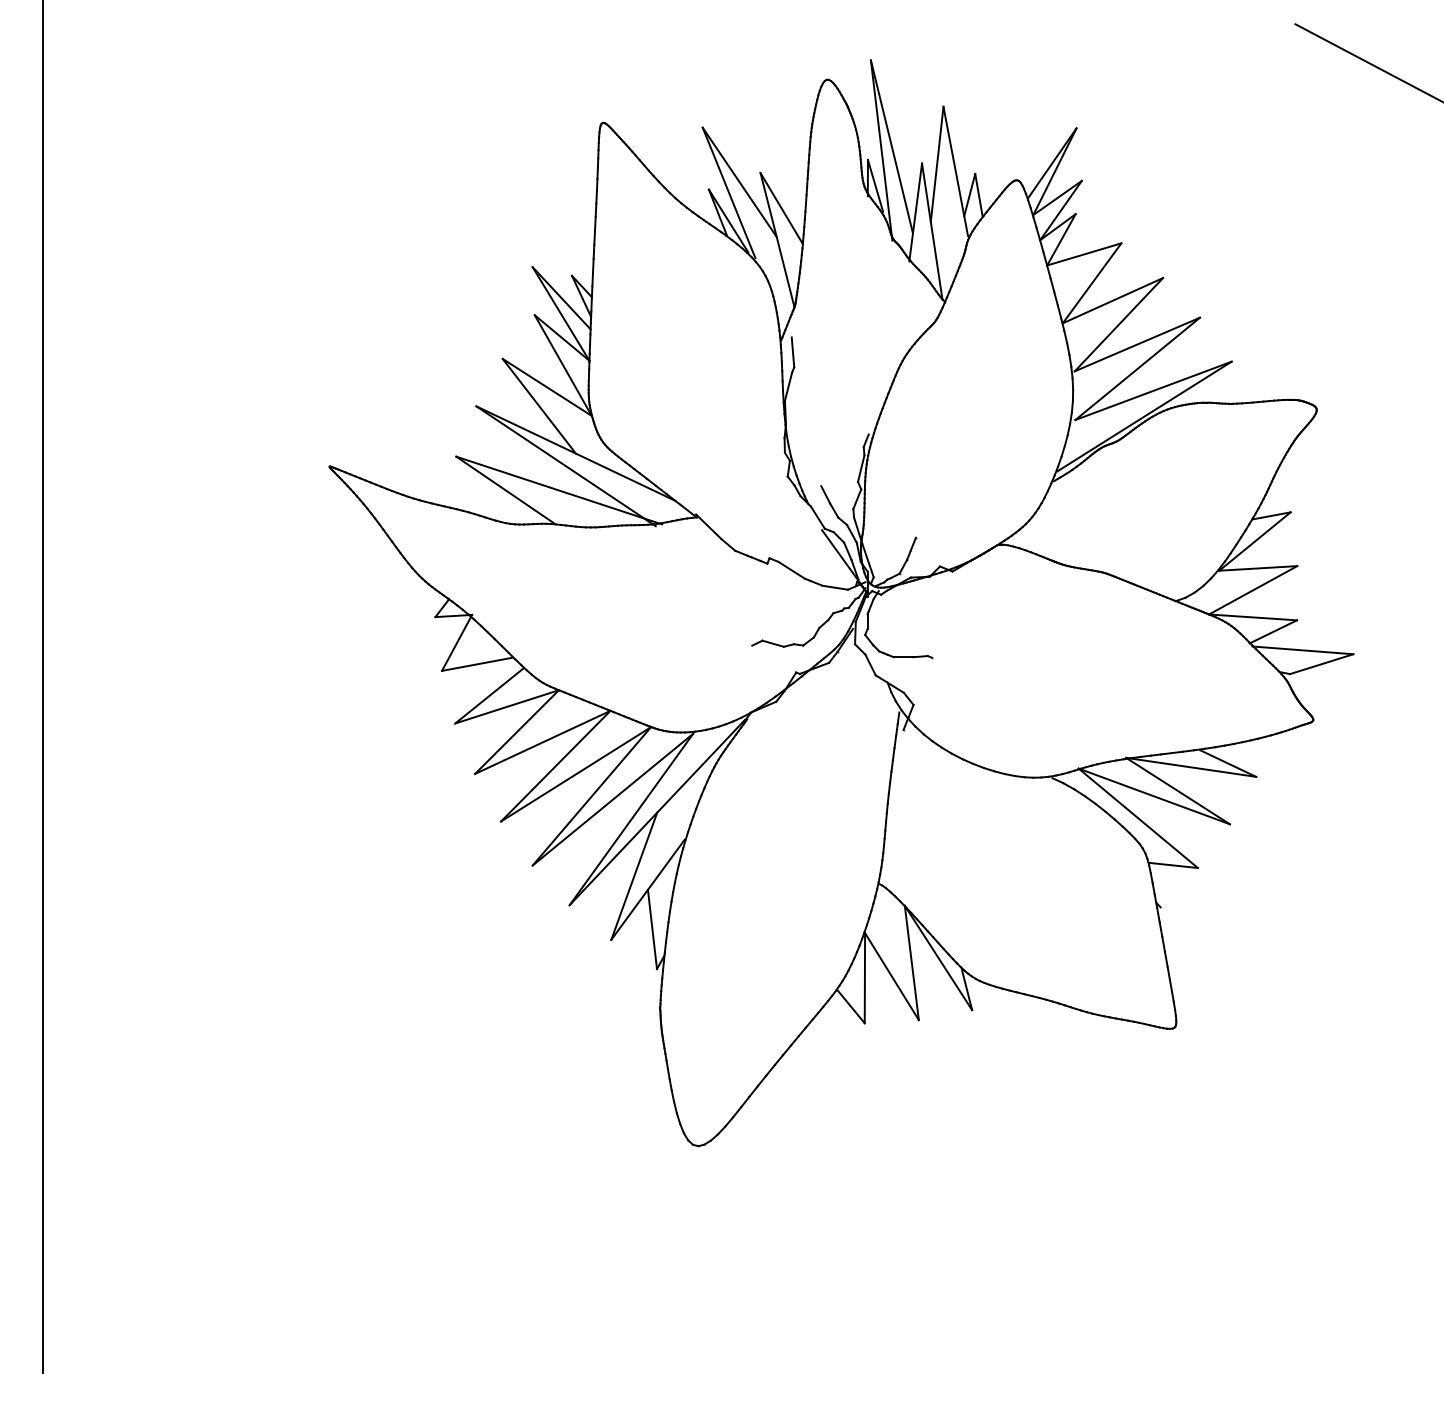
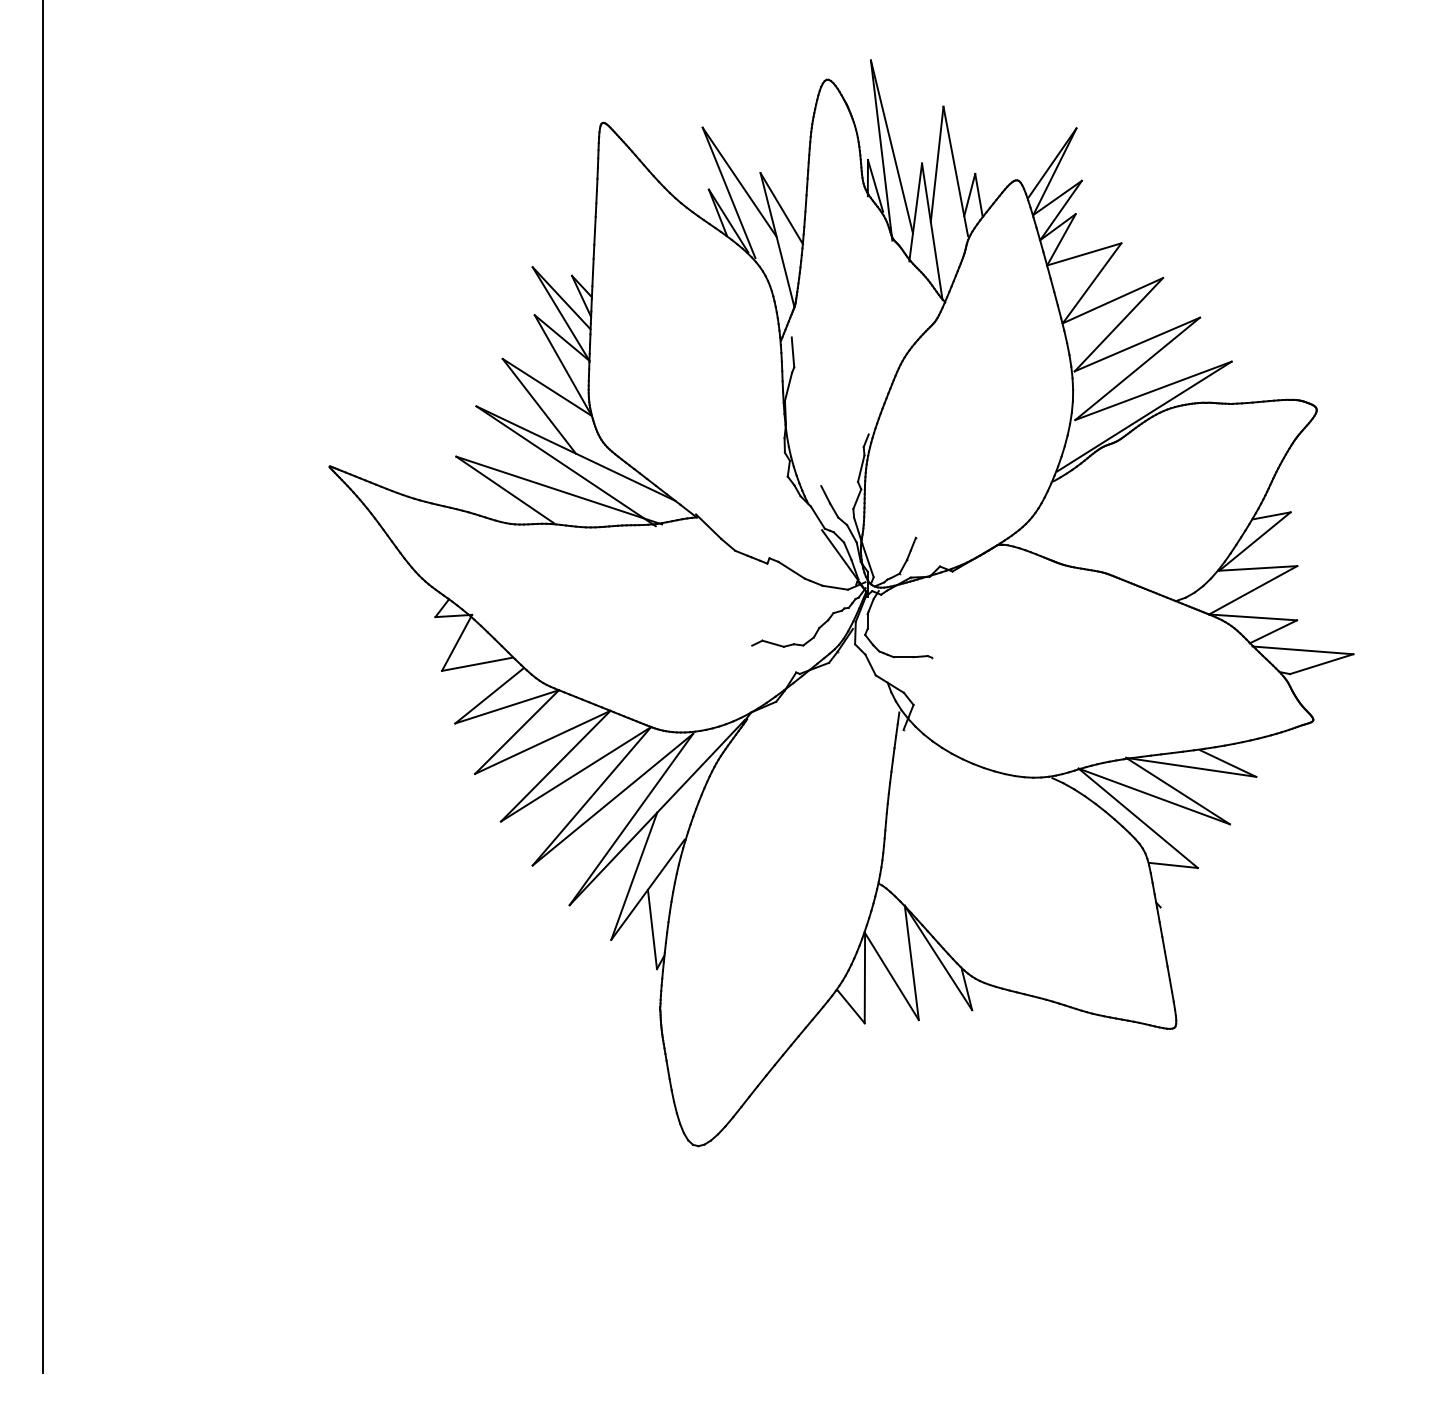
line: present -> none (1367, 62)
